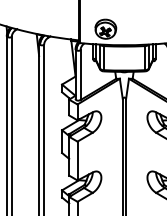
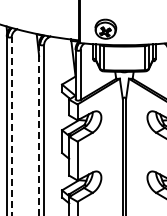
line: solid -> dashed (11, 125)
line: solid -> dashed (39, 129)
